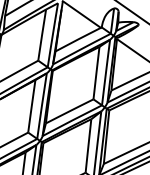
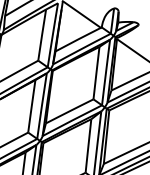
line: present -> none (132, 12)
